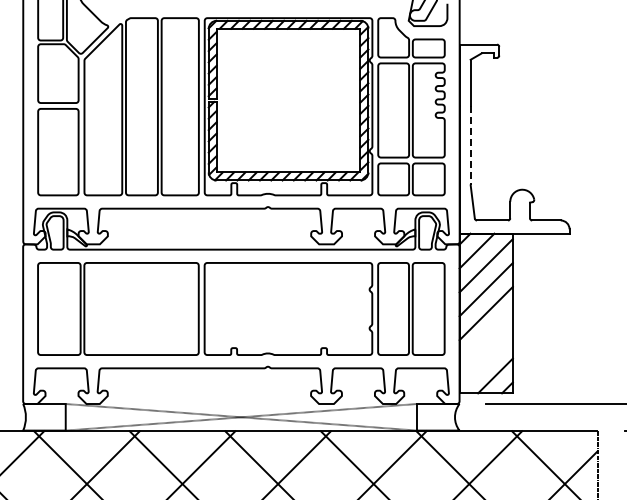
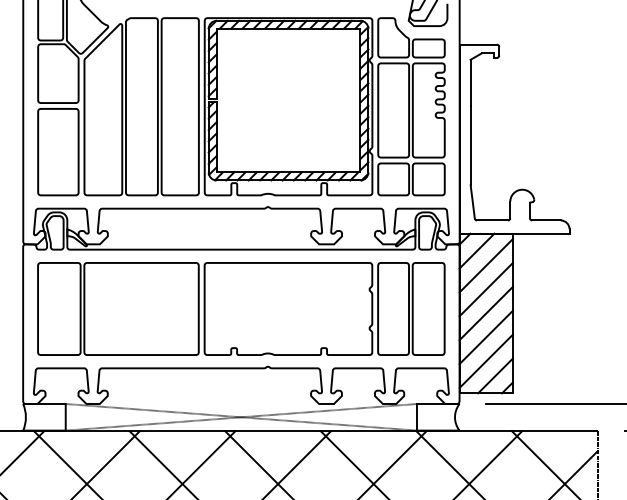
line: dashed -> solid (470, 145)
line: none -> present (485, 337)
line: none -> present (485, 360)
